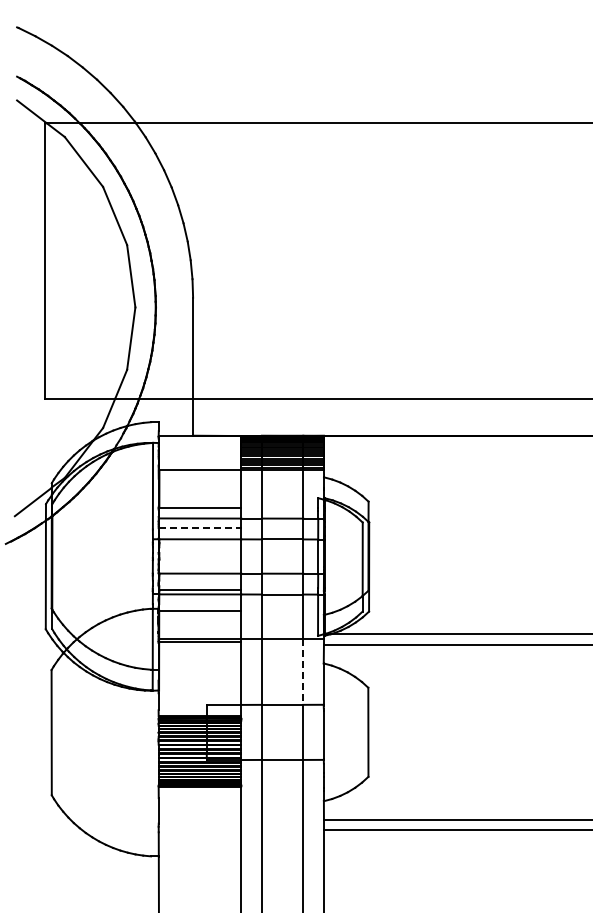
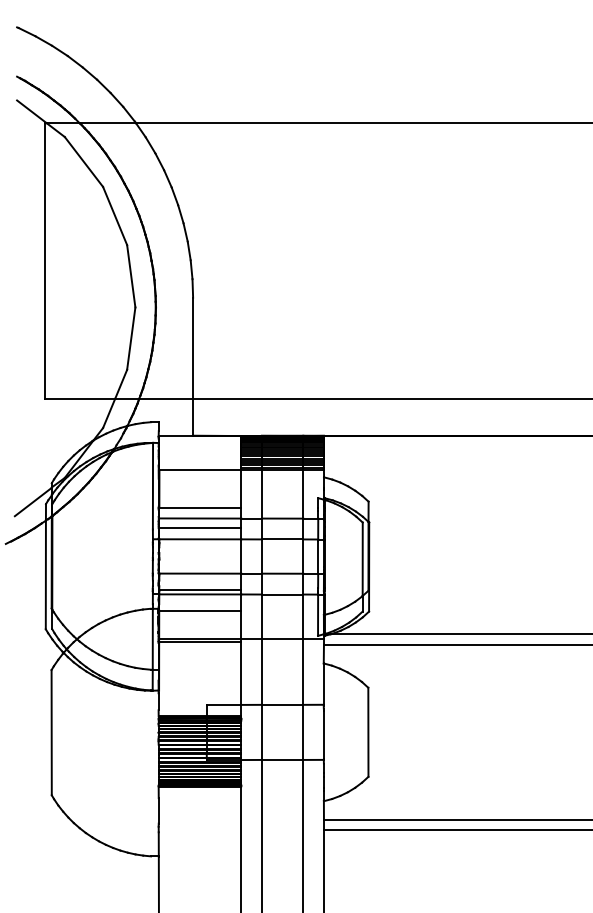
line: dashed -> solid (200, 528)
line: dashed -> solid (303, 672)
